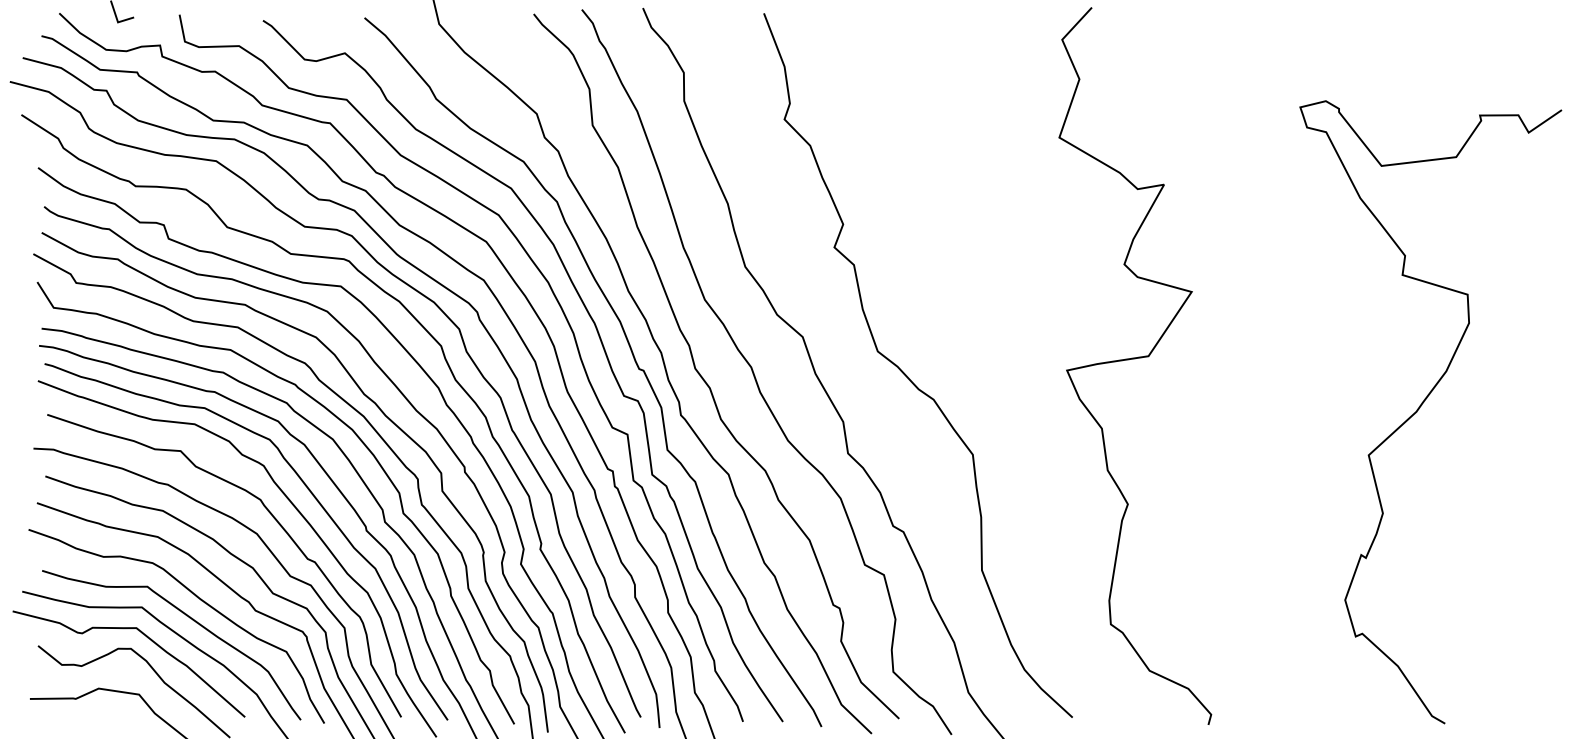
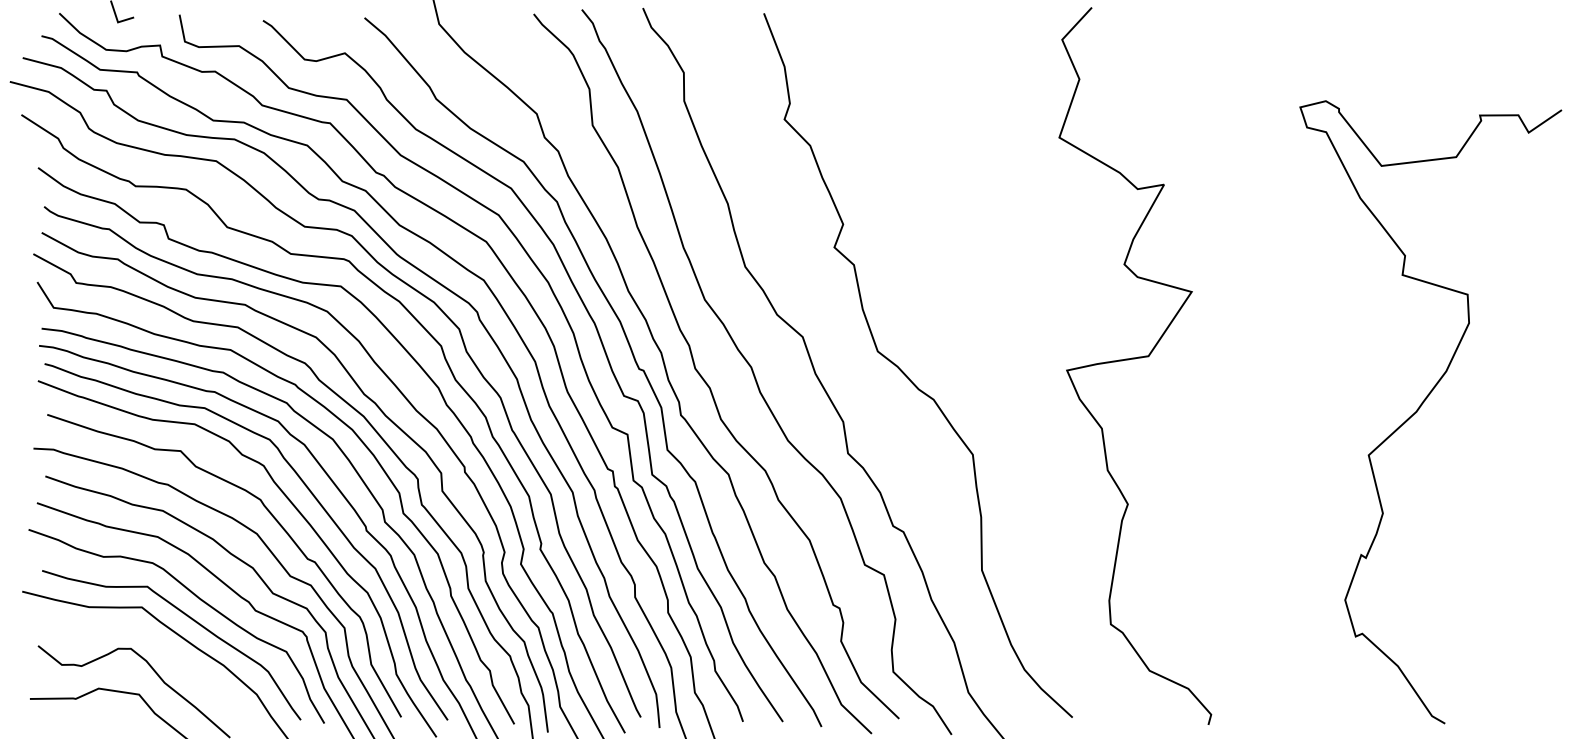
curve: present -> none (147, 638)
